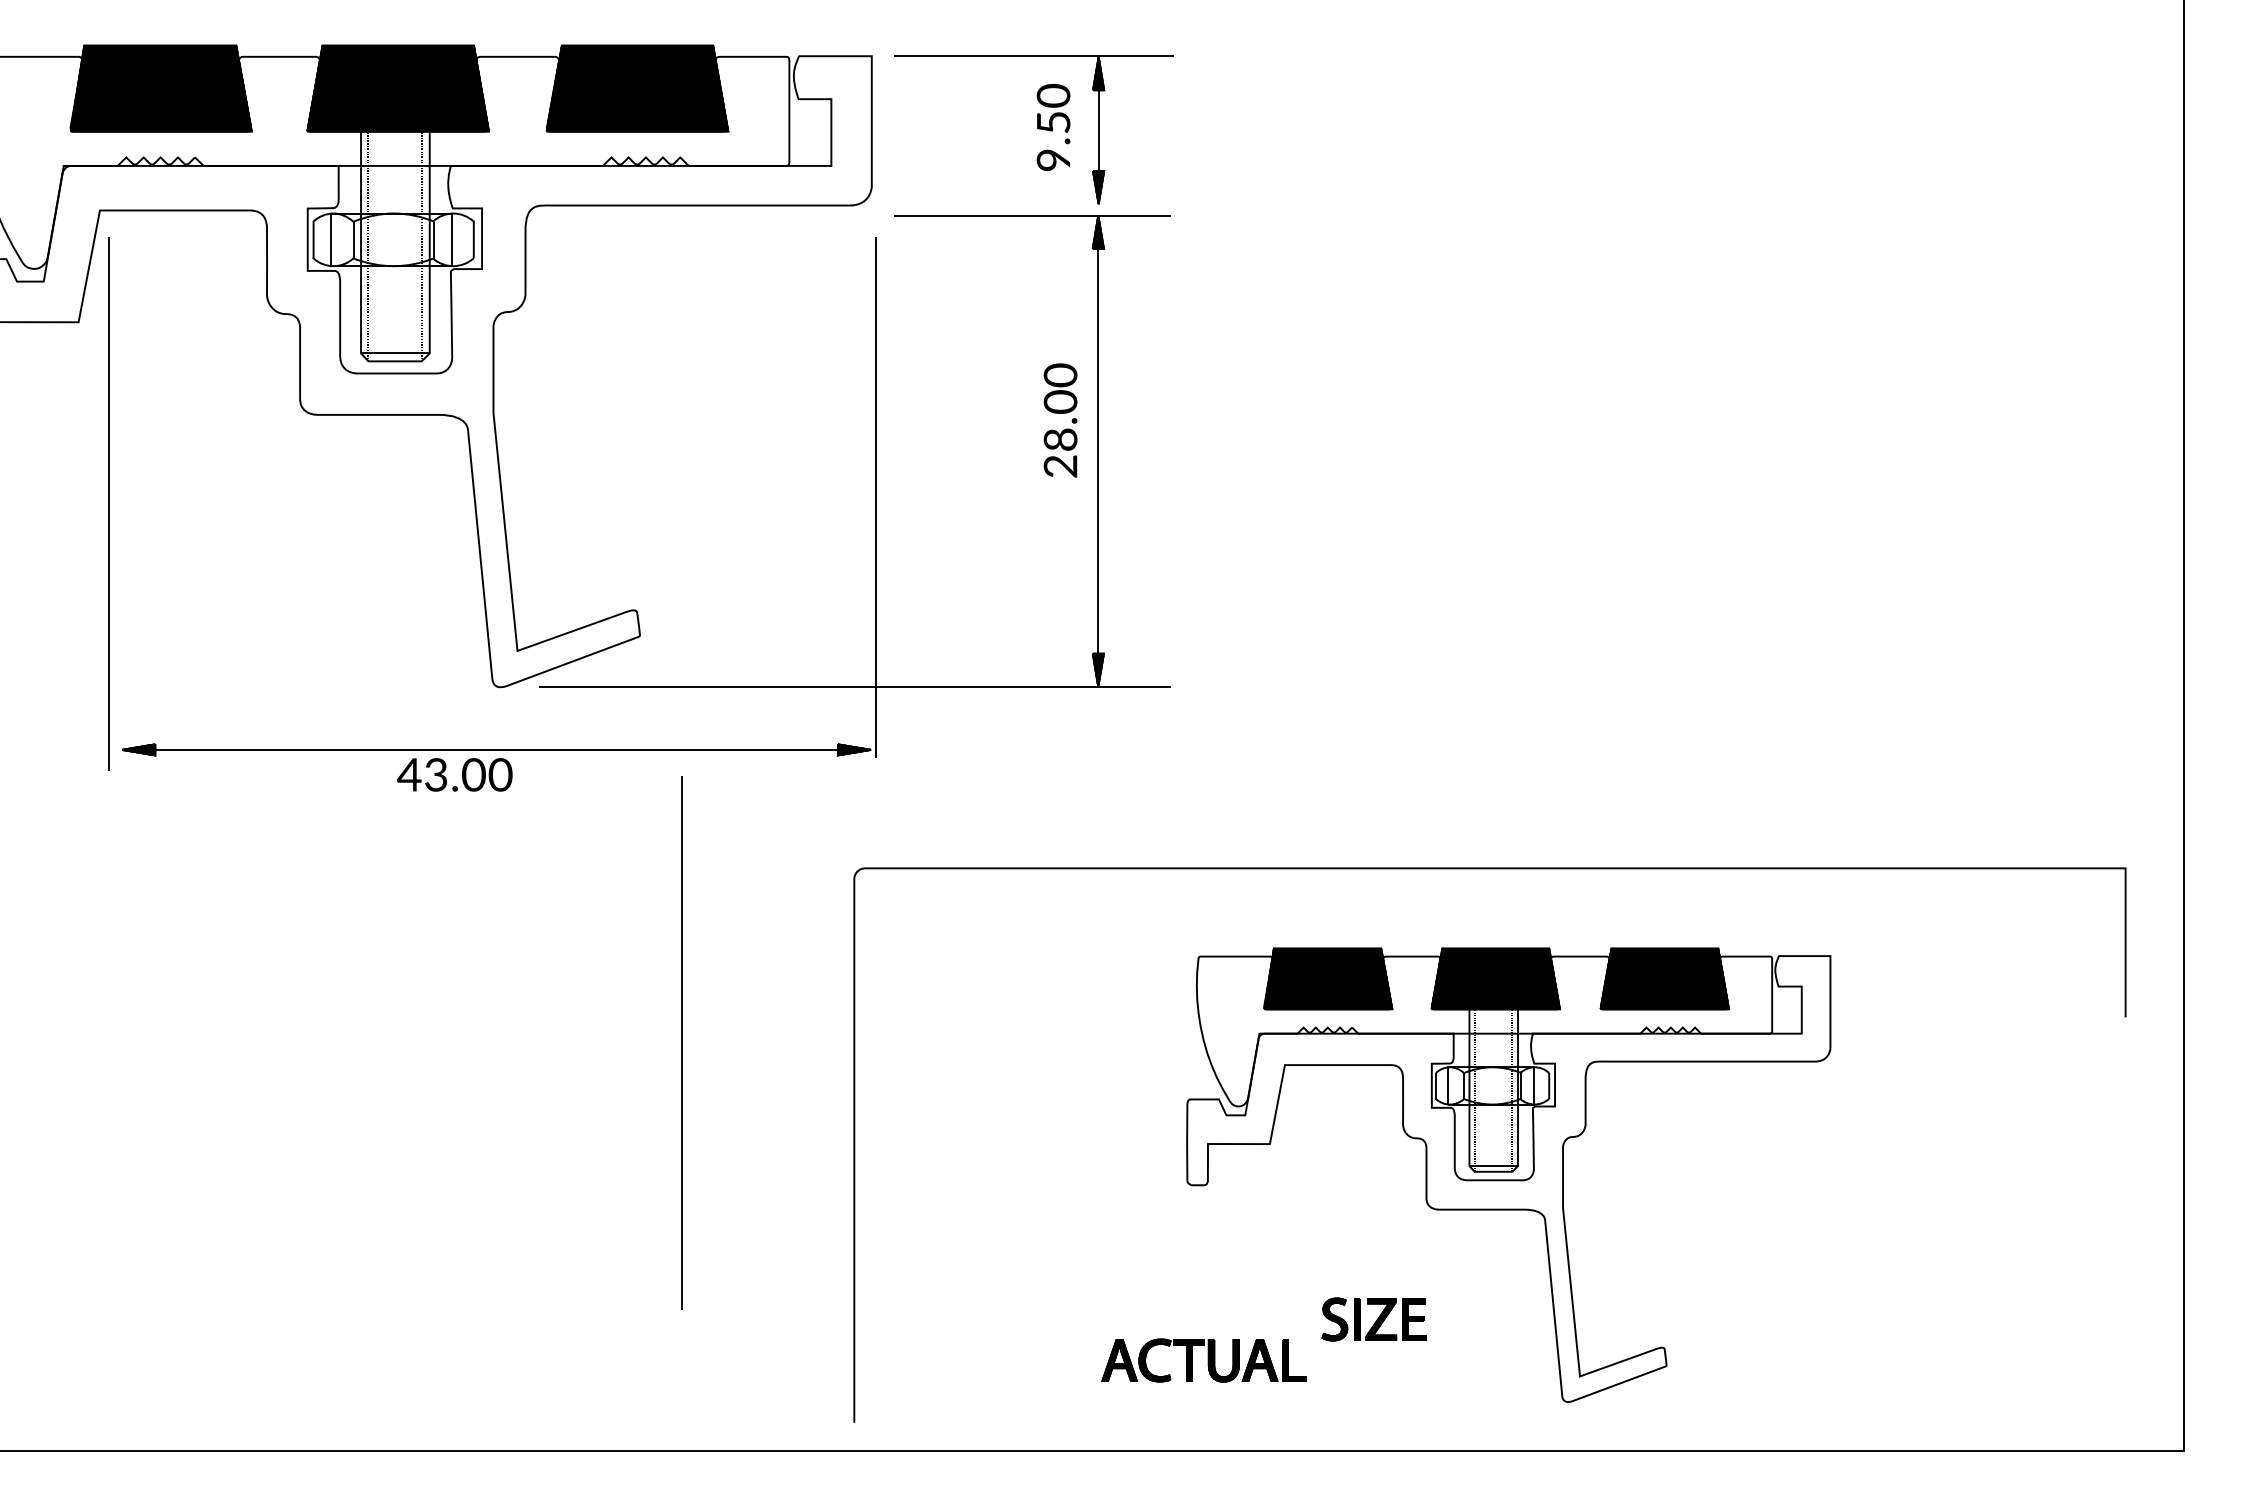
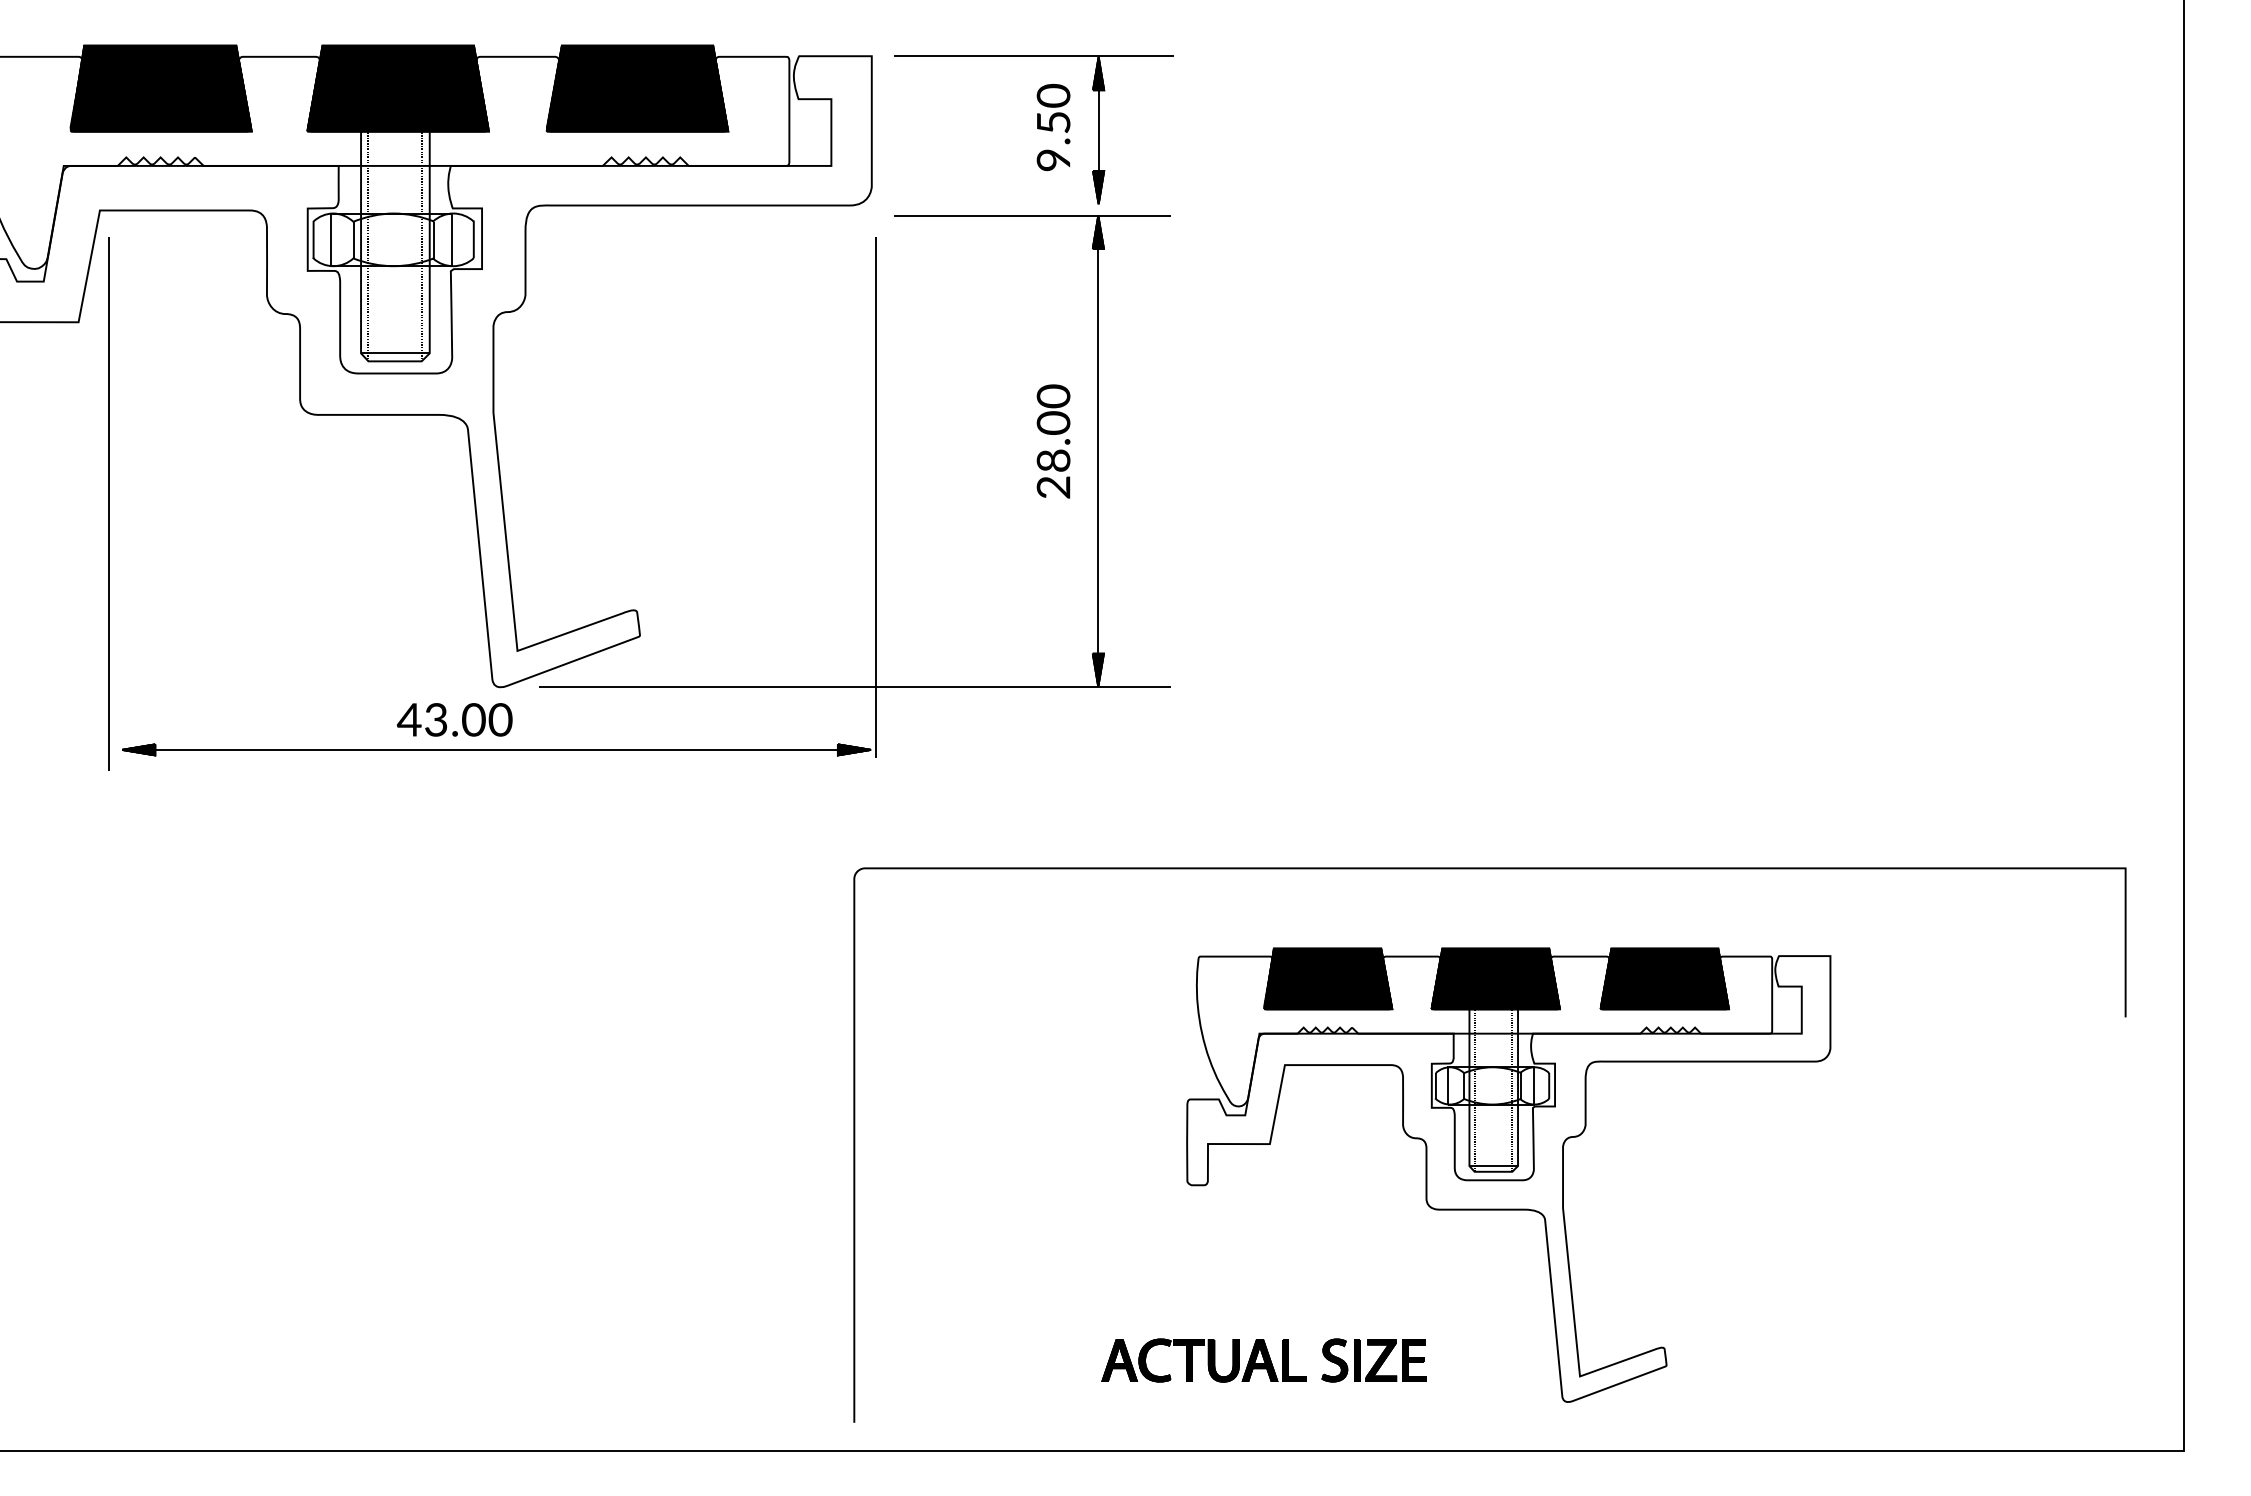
text position: (1060, 420) -> (1053, 441) (1053, 441)
text position: (454, 774) -> (454, 719) (454, 719)
line: present -> none (681, 1042)
part position: (1373, 1319) -> (1373, 1360) (1373, 1360)
